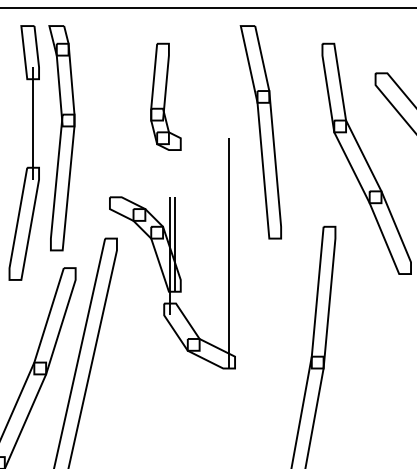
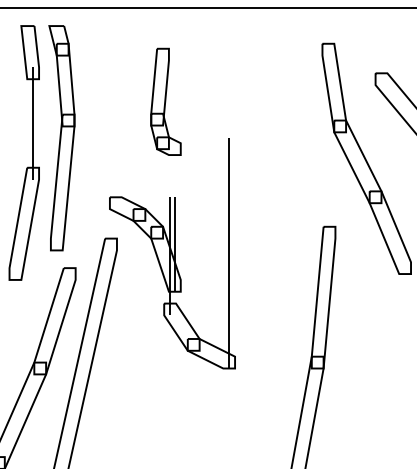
part position: (165, 96) -> (165, 101) (165, 101)
part: present -> none (260, 132)
